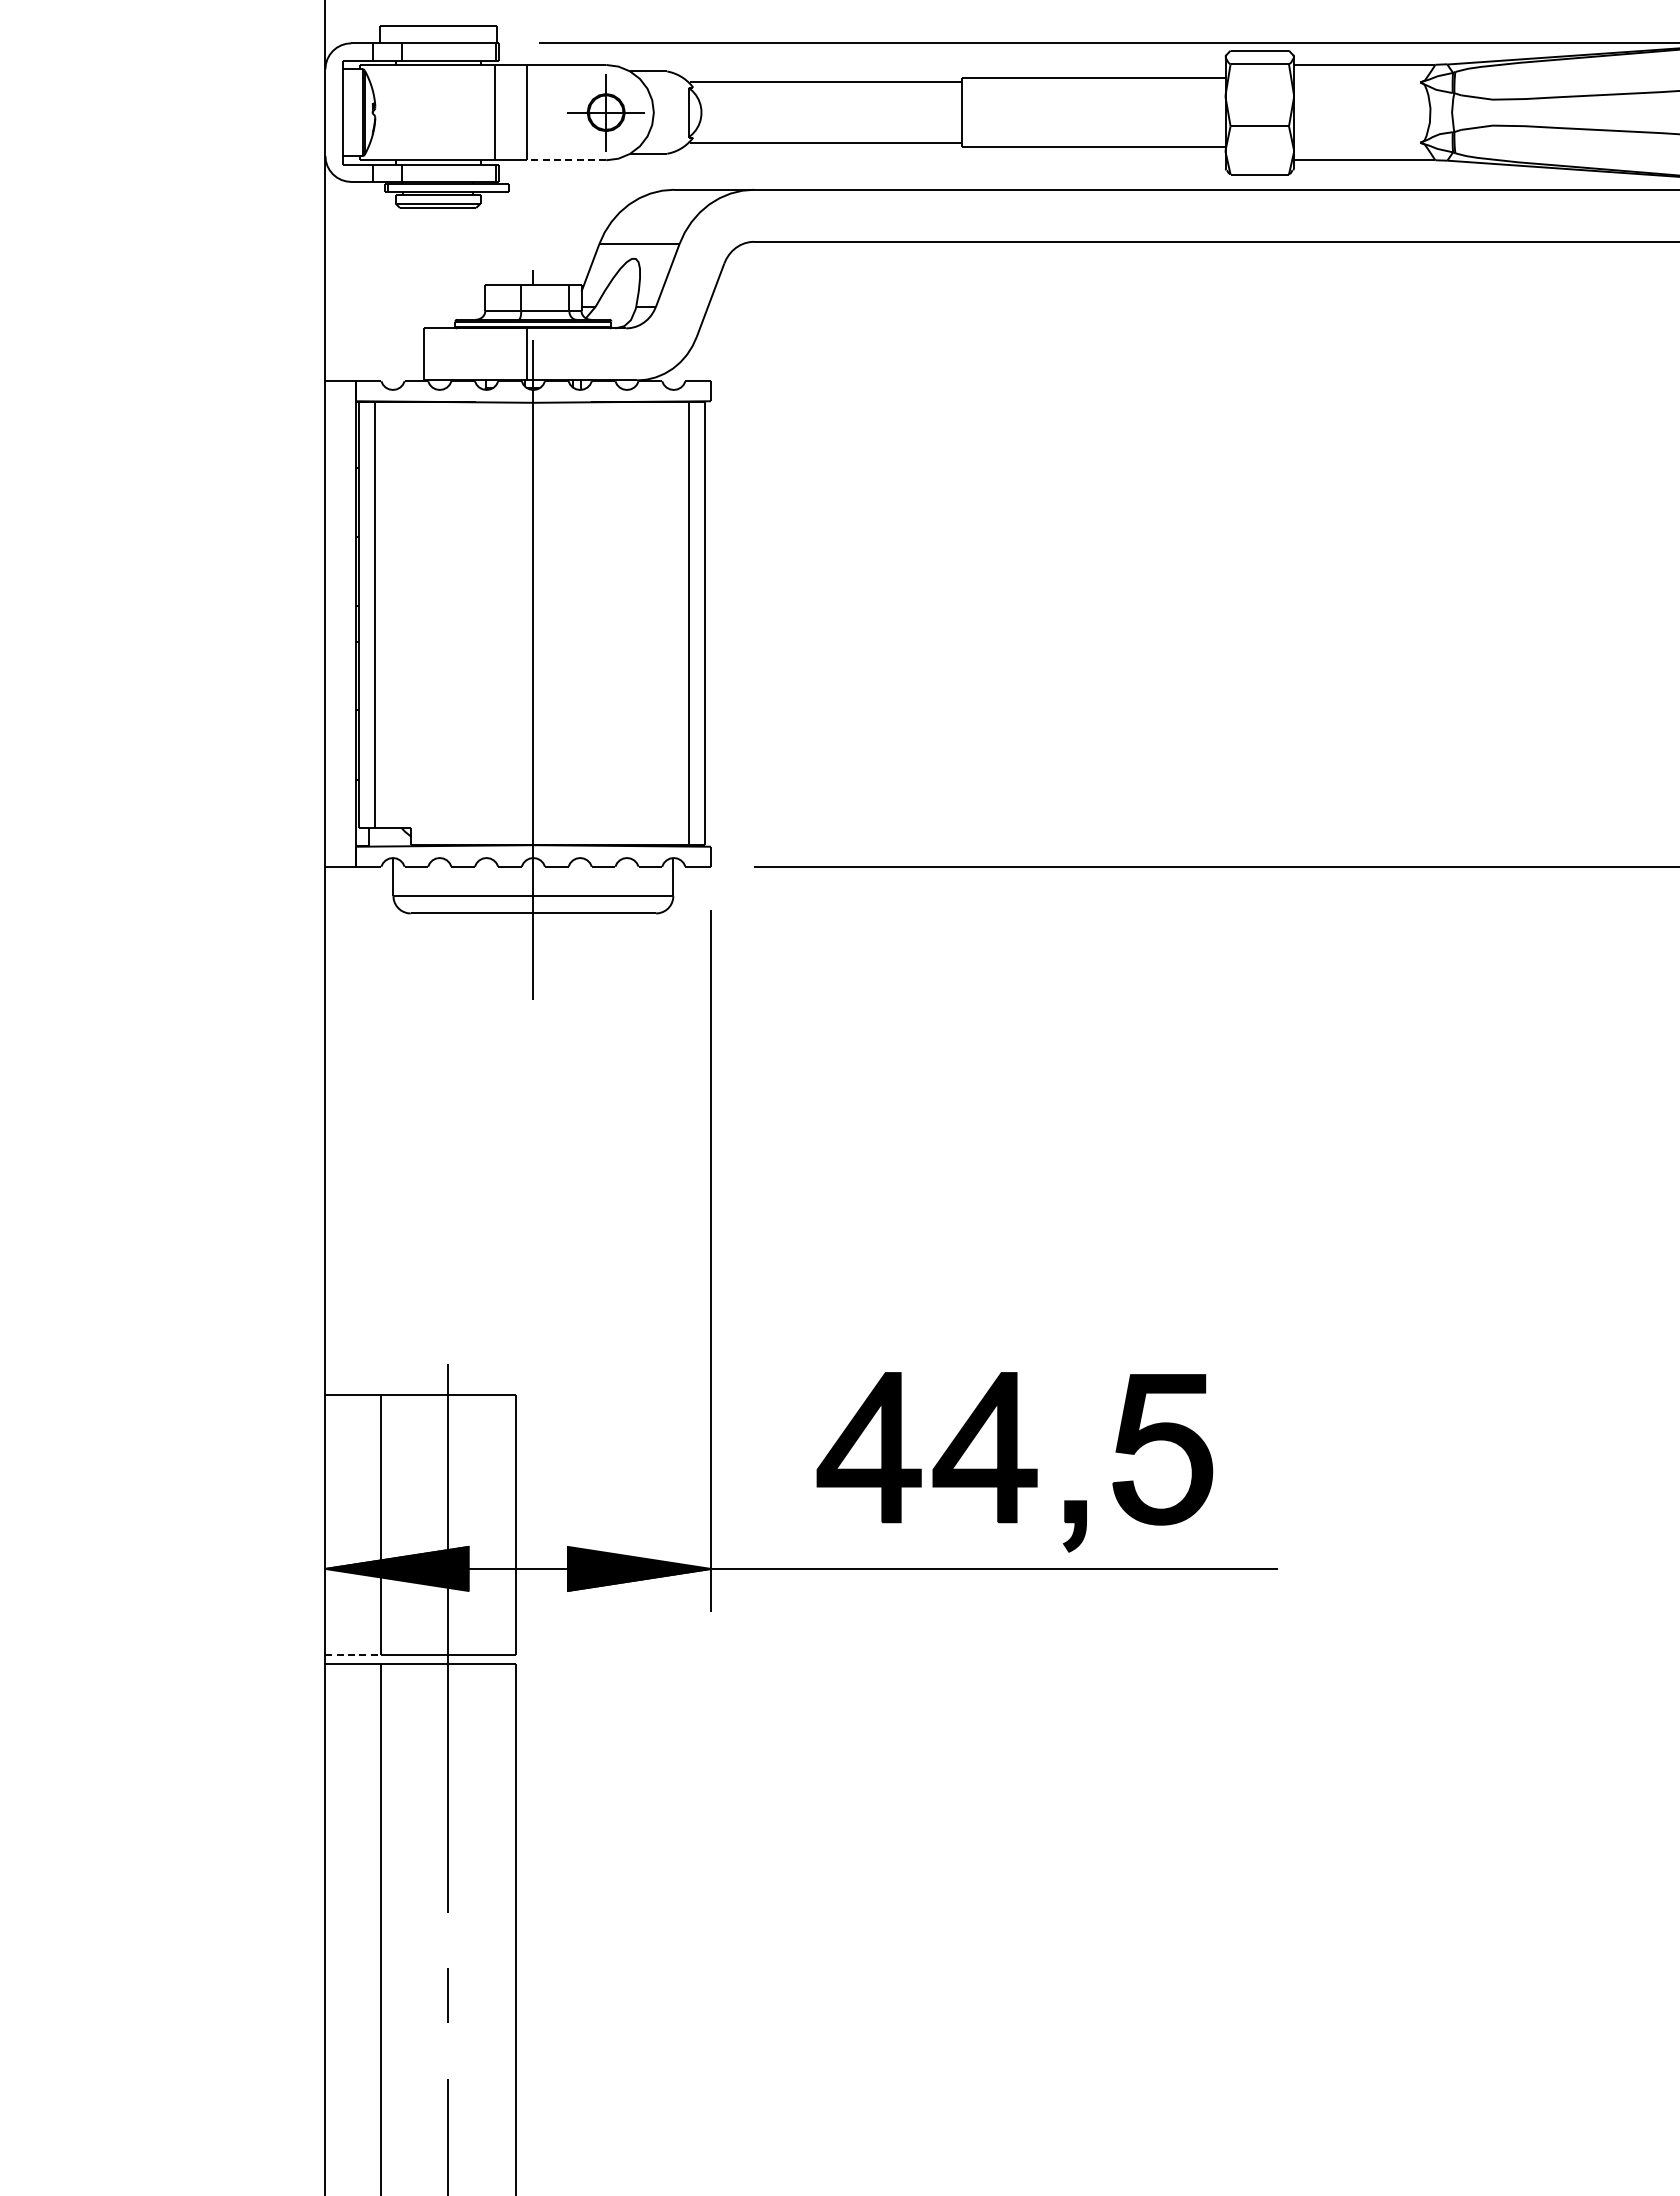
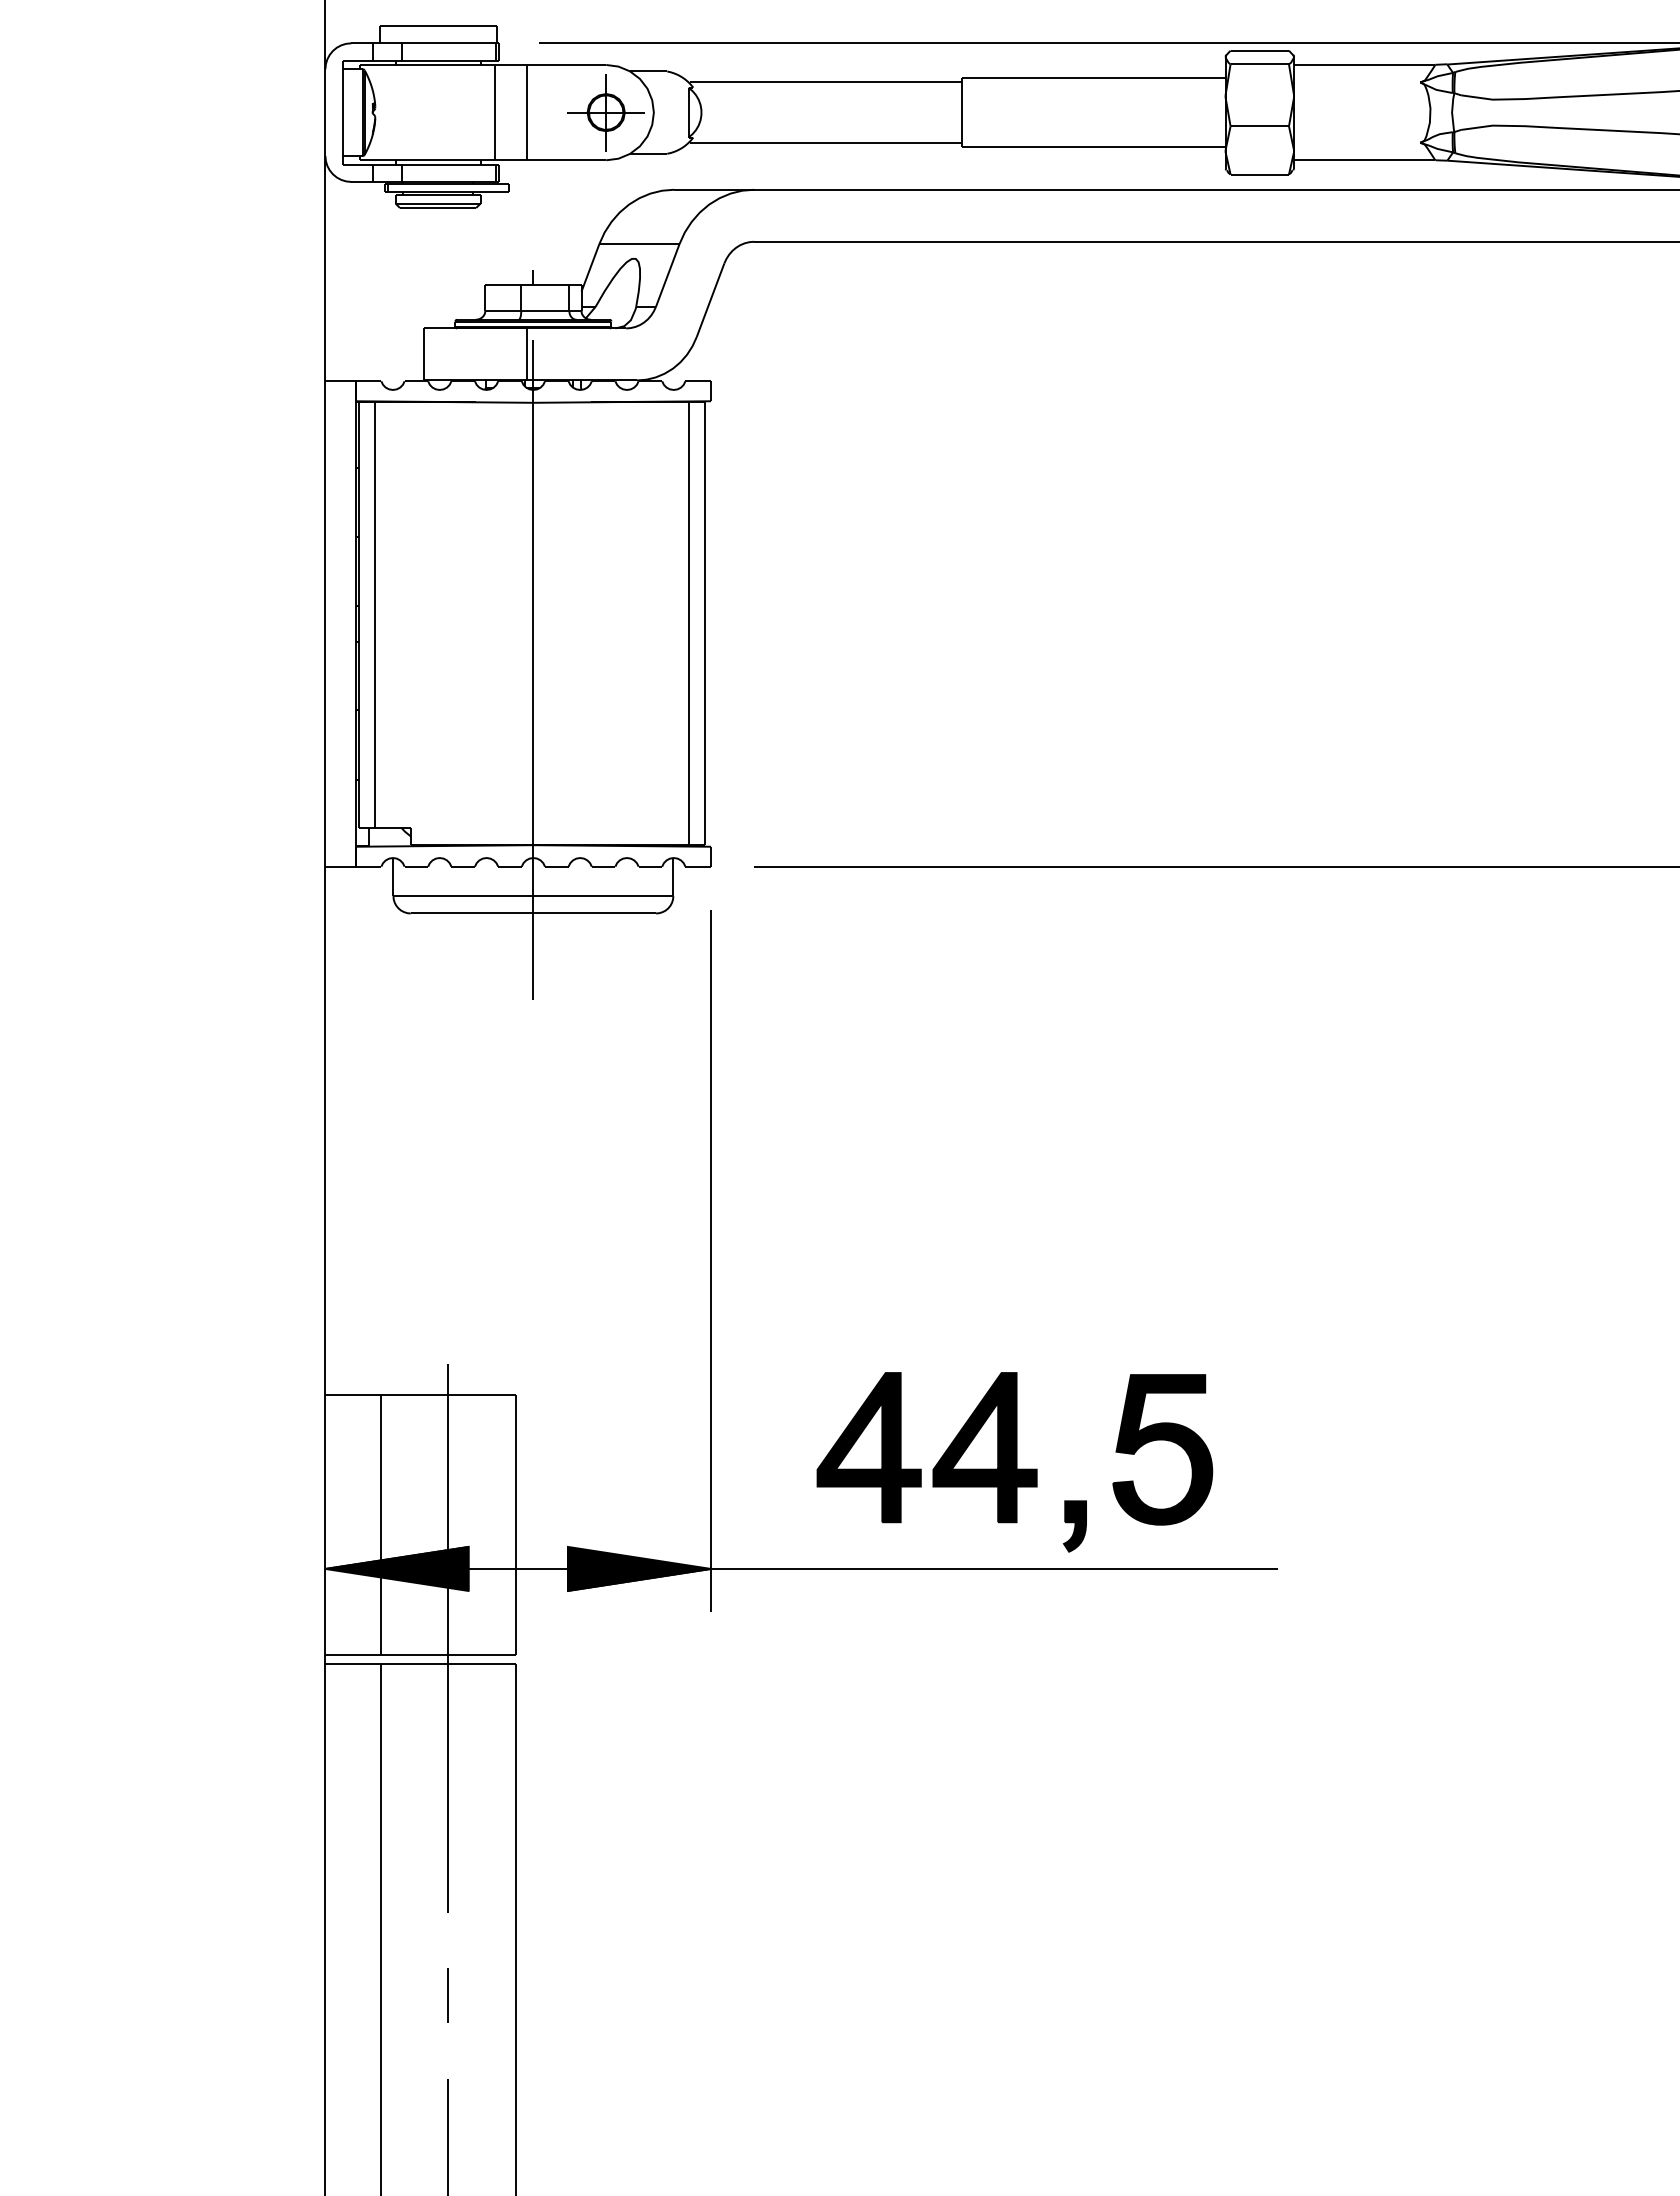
line: dashed -> solid (566, 160)
line: dashed -> solid (353, 1655)
